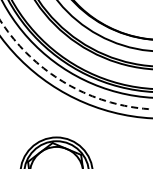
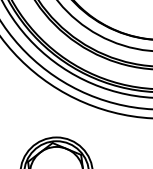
circle: dashed -> solid (76, 64)
